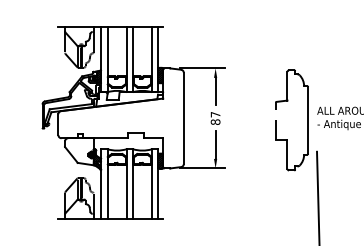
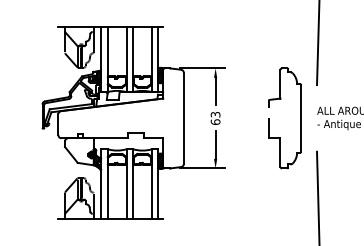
line: none -> present (318, 43)
text: 87 -> 63 (215, 118)
part position: (276, 120) -> (269, 118) (269, 118)
